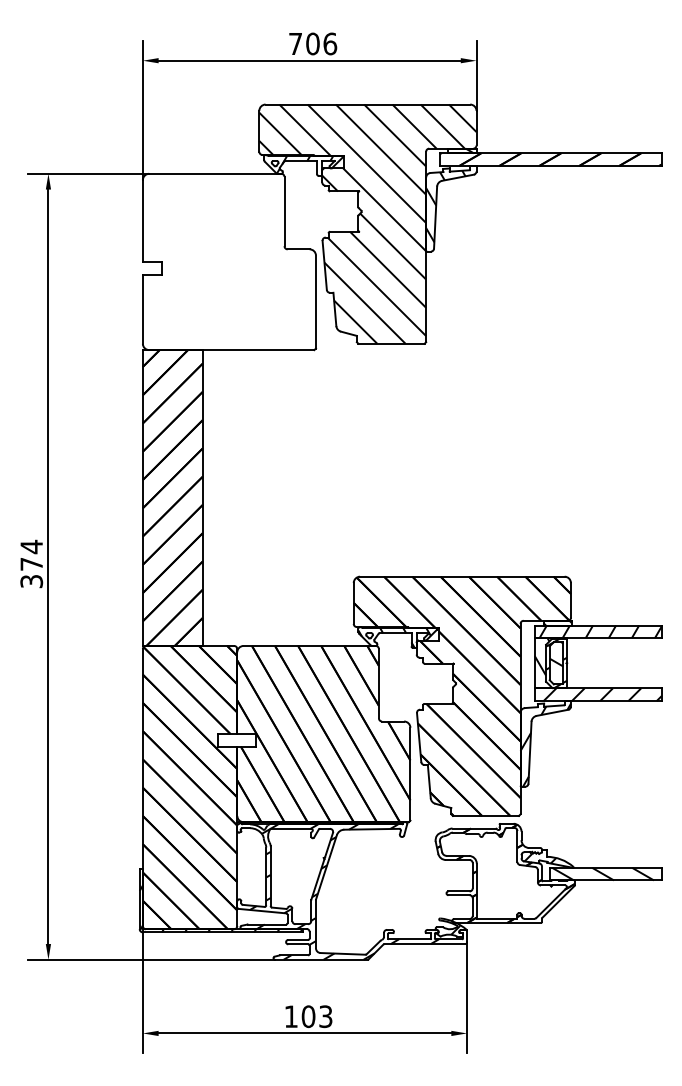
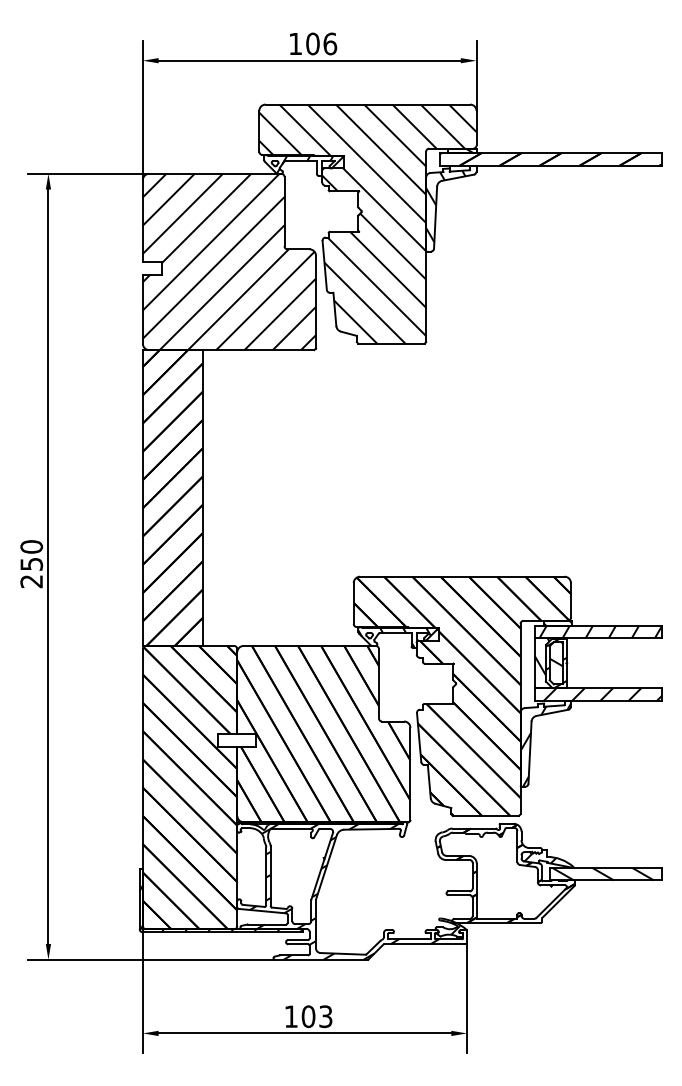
text: 706 -> 106 (295, 43)
hatch: none -> present (228, 261)
text: 374 -> 250 (31, 563)
